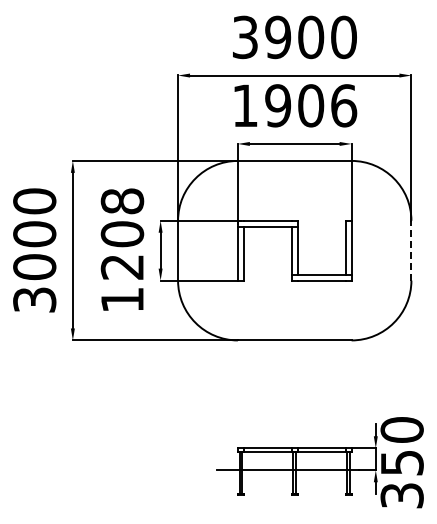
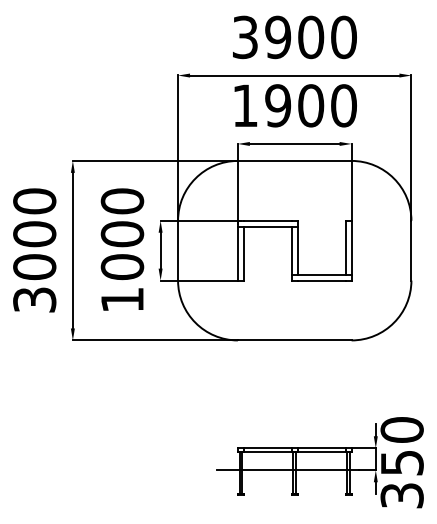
text: 1906 -> 1900 (344, 105)
text: 1208 -> 1000 (122, 234)
line: dashed -> solid (411, 250)
